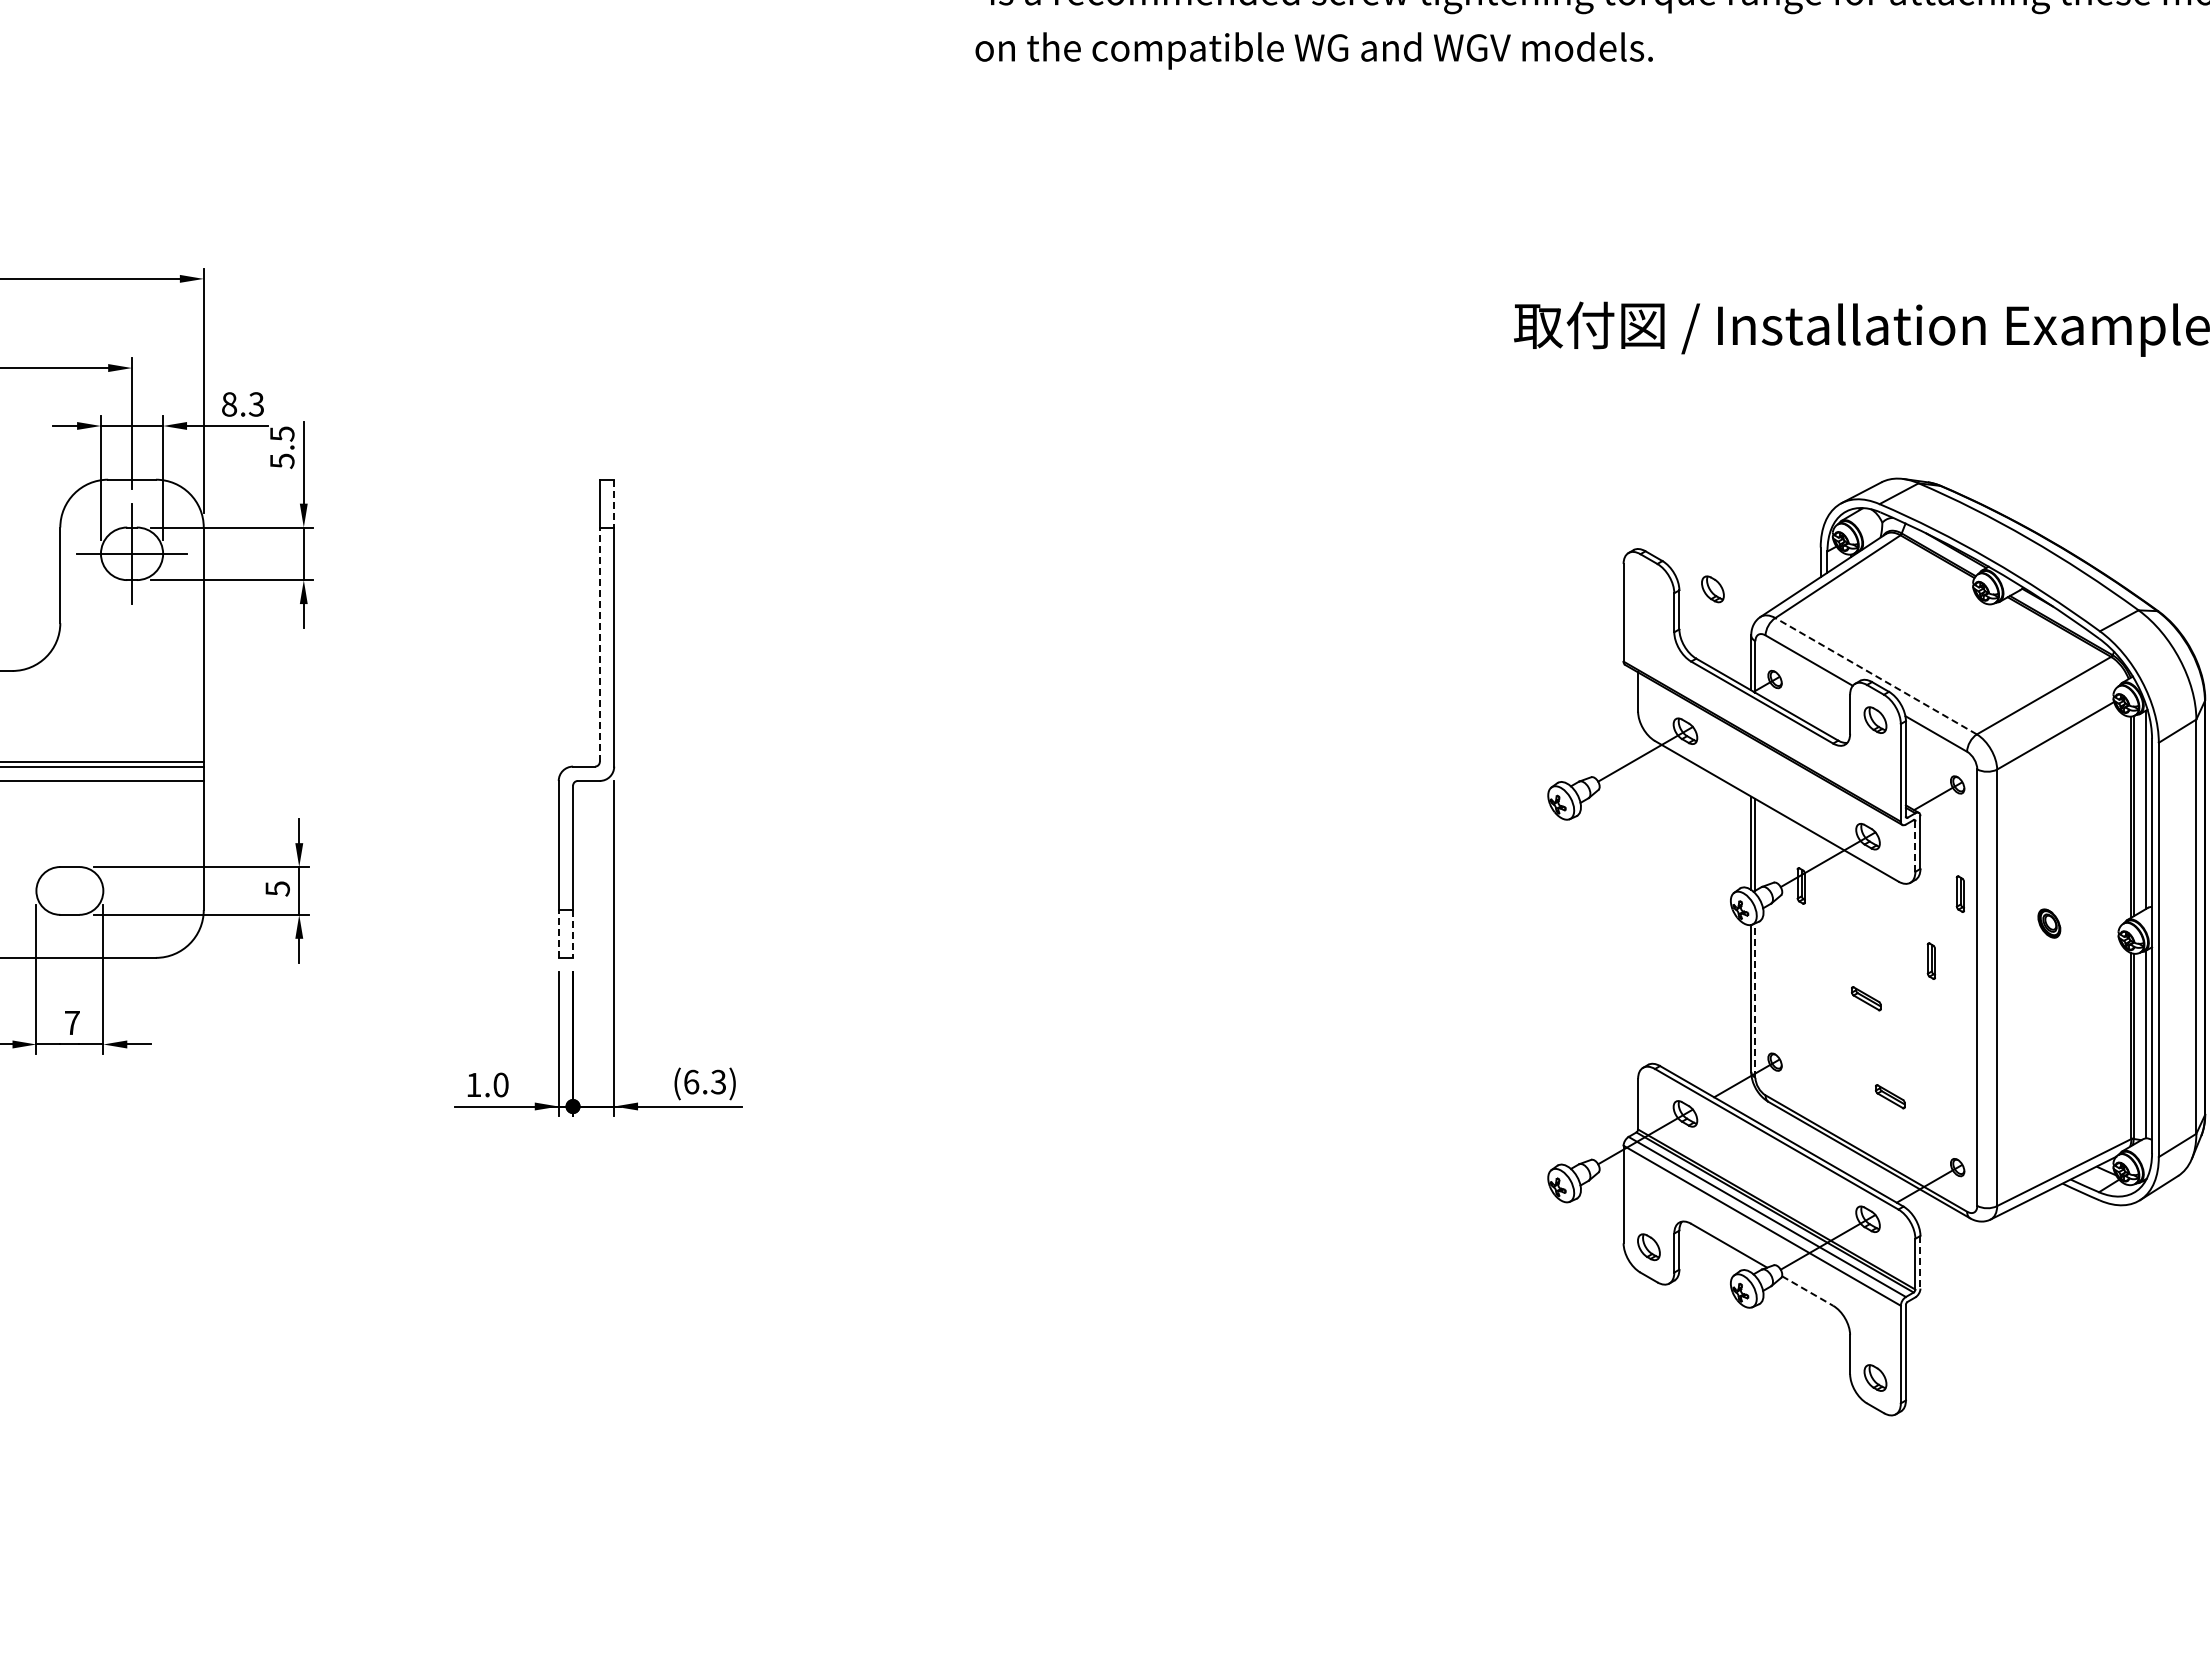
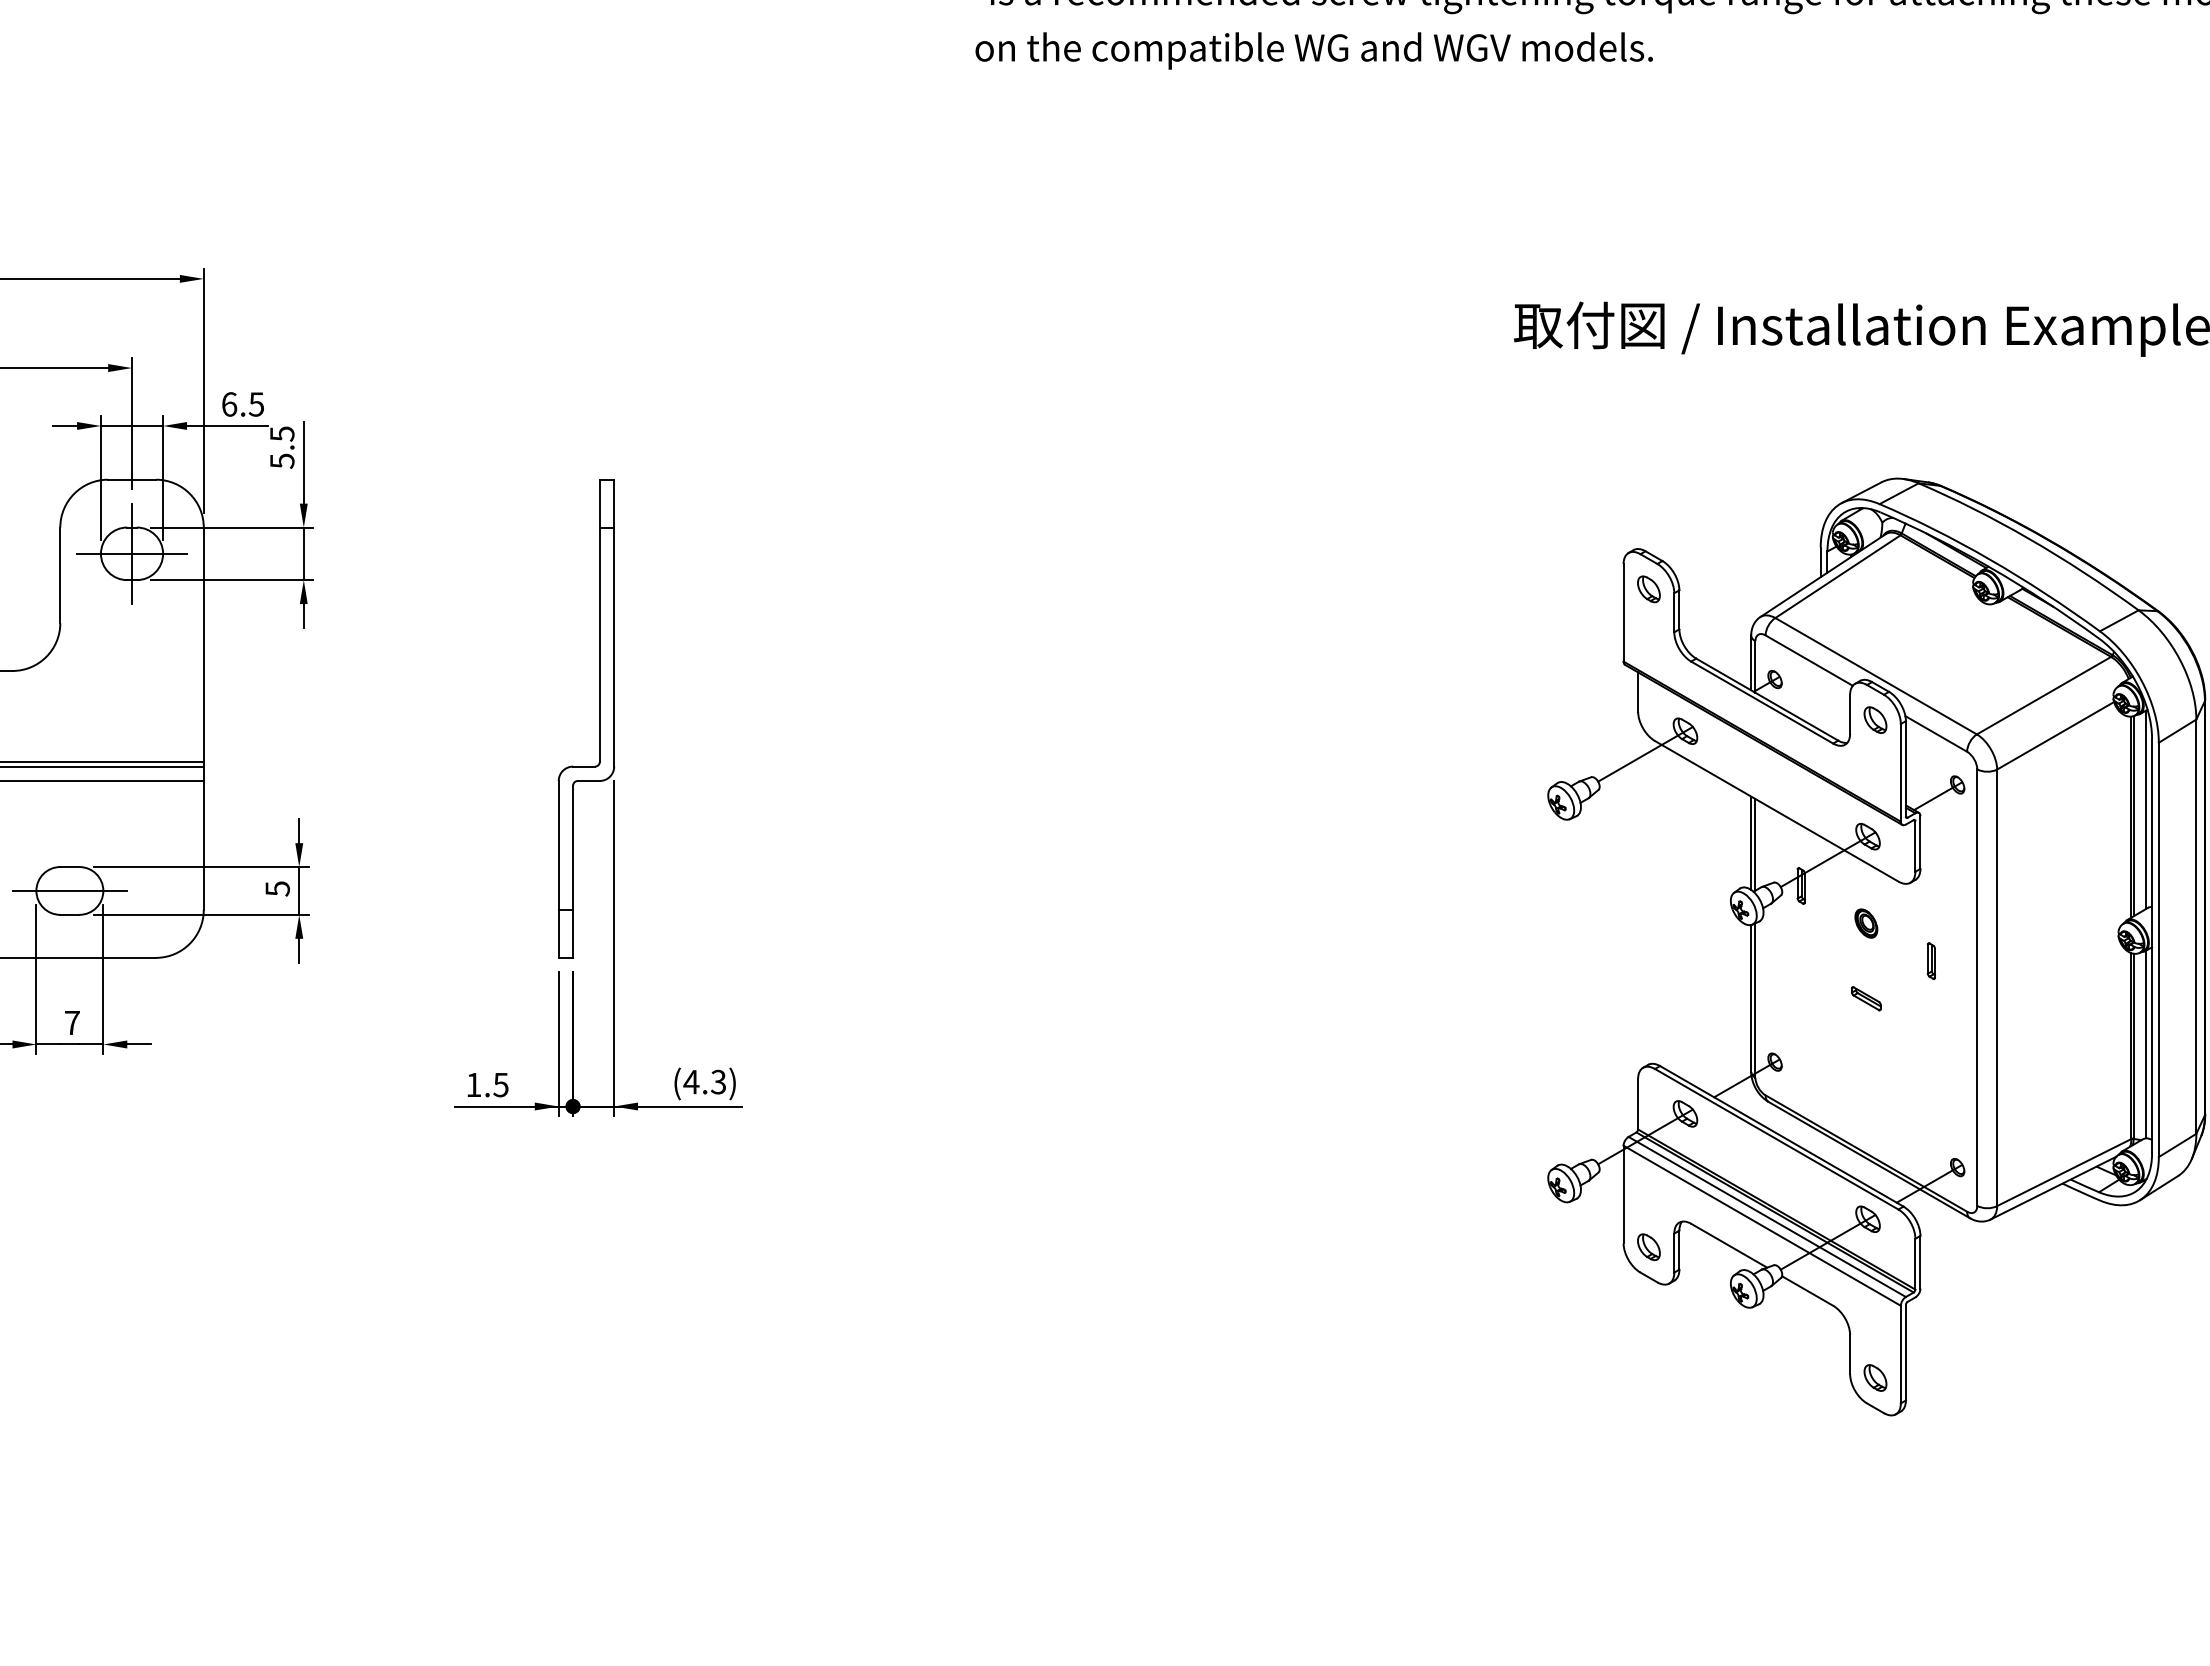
text: 8.3 -> 6.5 (242, 404)
line: dashed -> solid (614, 503)
part position: (1712, 589) -> (1648, 589) (1648, 589)
line: dashed -> solid (599, 644)
line: dashed -> solid (1875, 676)
line: dashed -> solid (1915, 845)
line: none -> present (69, 890)
part: present -> none (1959, 893)
part position: (2049, 923) -> (1866, 923) (1866, 923)
line: dashed -> solid (558, 933)
line: dashed -> solid (573, 933)
line: dashed -> solid (1755, 1000)
text: (6.3) -> (4.3) (691, 1081)
text: 1.0 -> 1.5 (500, 1084)
part: present -> none (1890, 1096)
line: dashed -> solid (1920, 1262)
line: dashed -> solid (1807, 1291)
